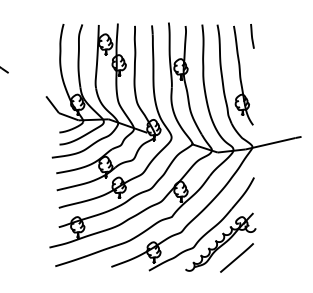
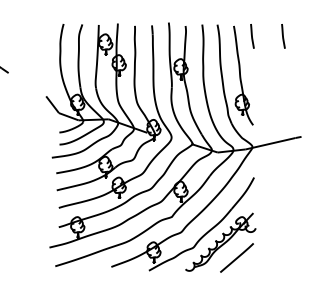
line: none -> present (283, 36)
